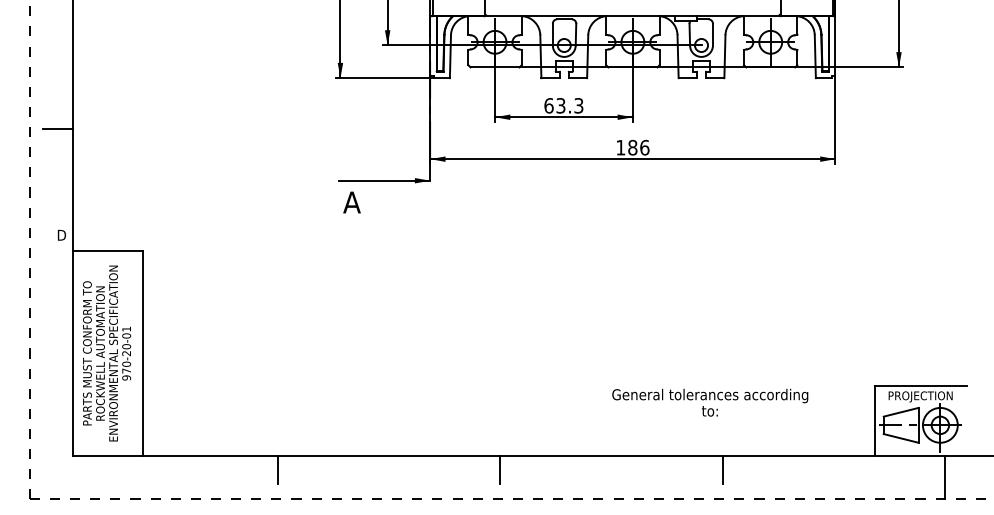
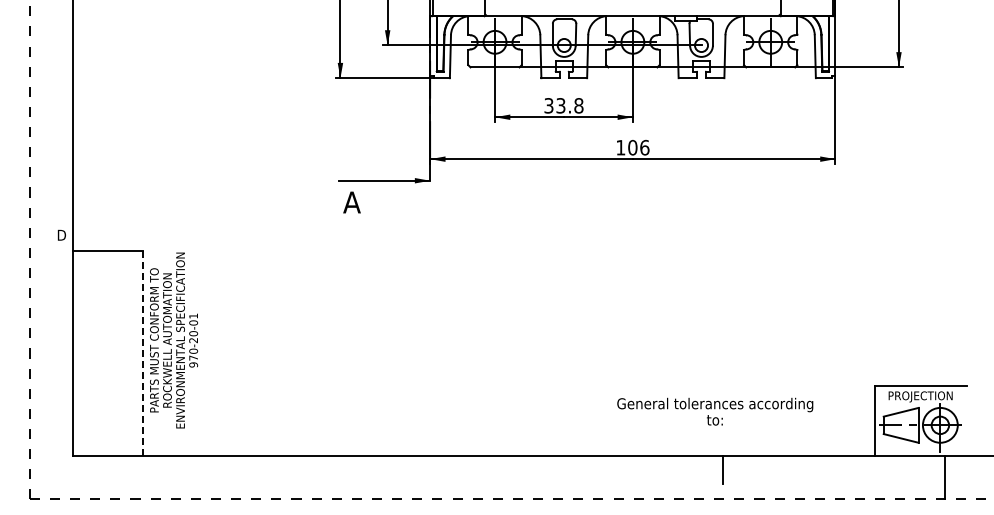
text: 63.3 -> 33.8 (563, 105)
line: present -> none (57, 129)
text: 186 -> 106 (632, 147)
line: solid -> dashed (143, 352)
text position: (107, 353) -> (174, 340) (174, 340)
text position: (710, 402) -> (715, 411) (715, 411)
line: present -> none (278, 469)
line: present -> none (500, 469)
